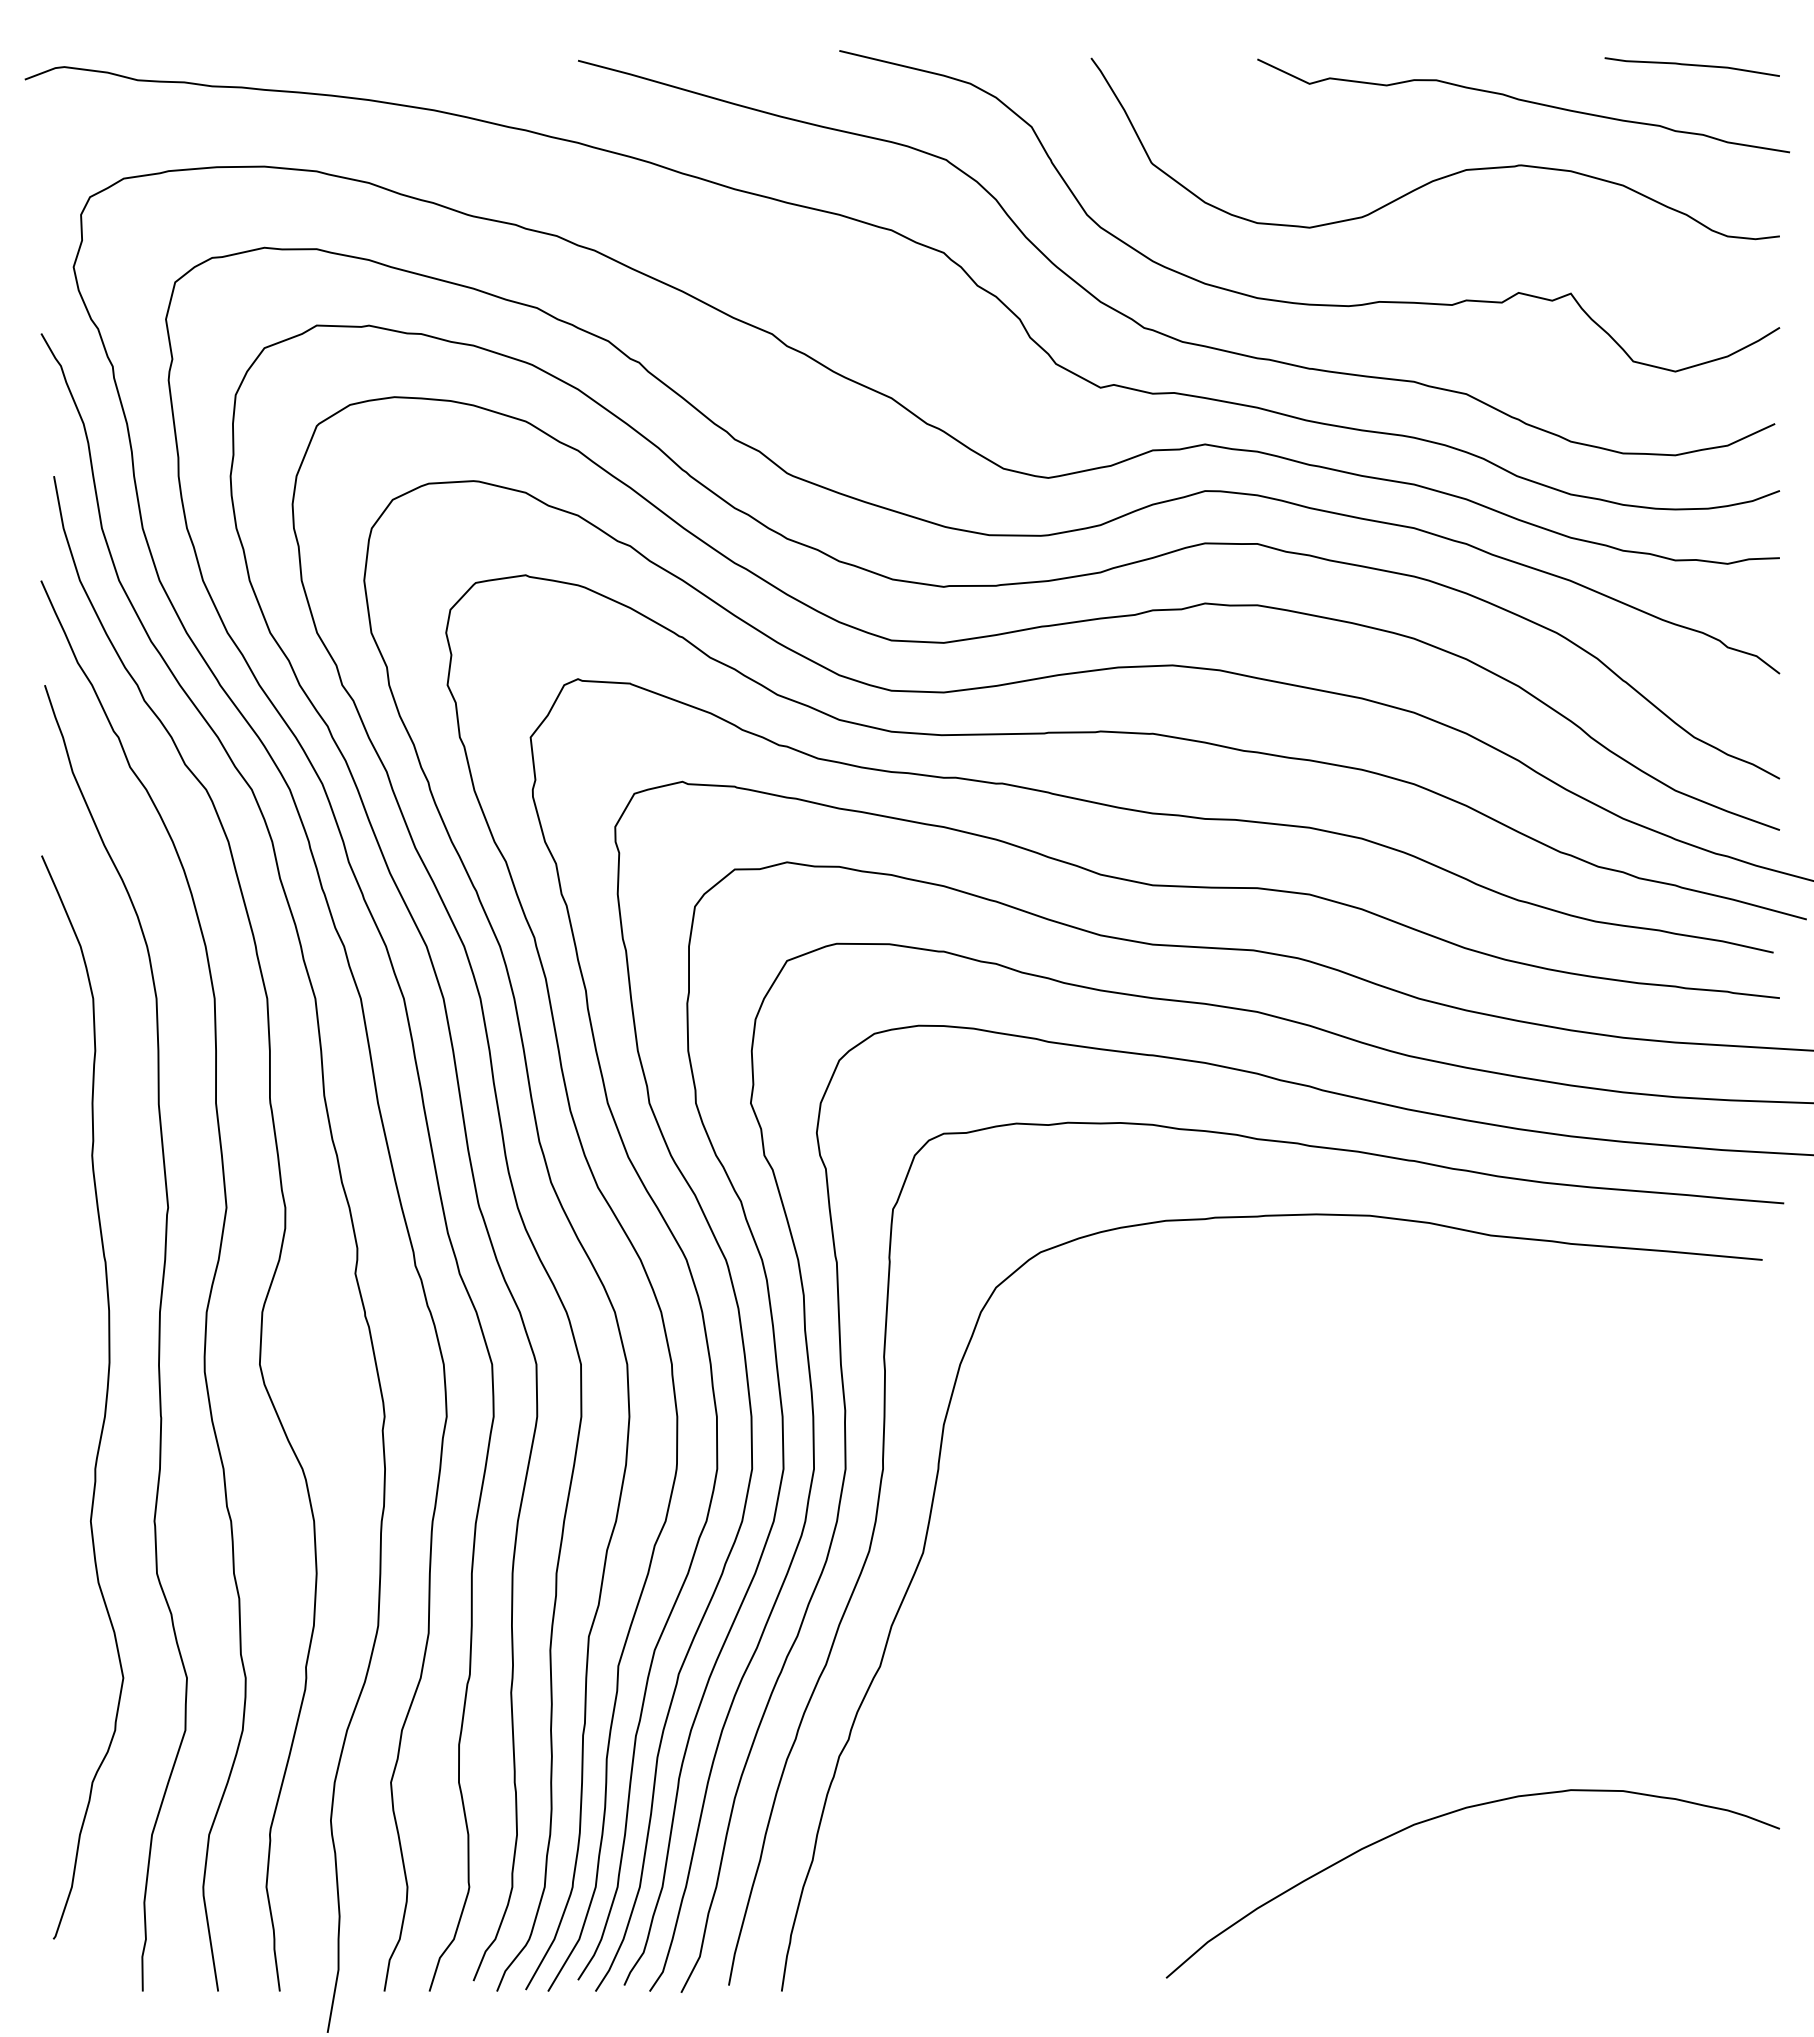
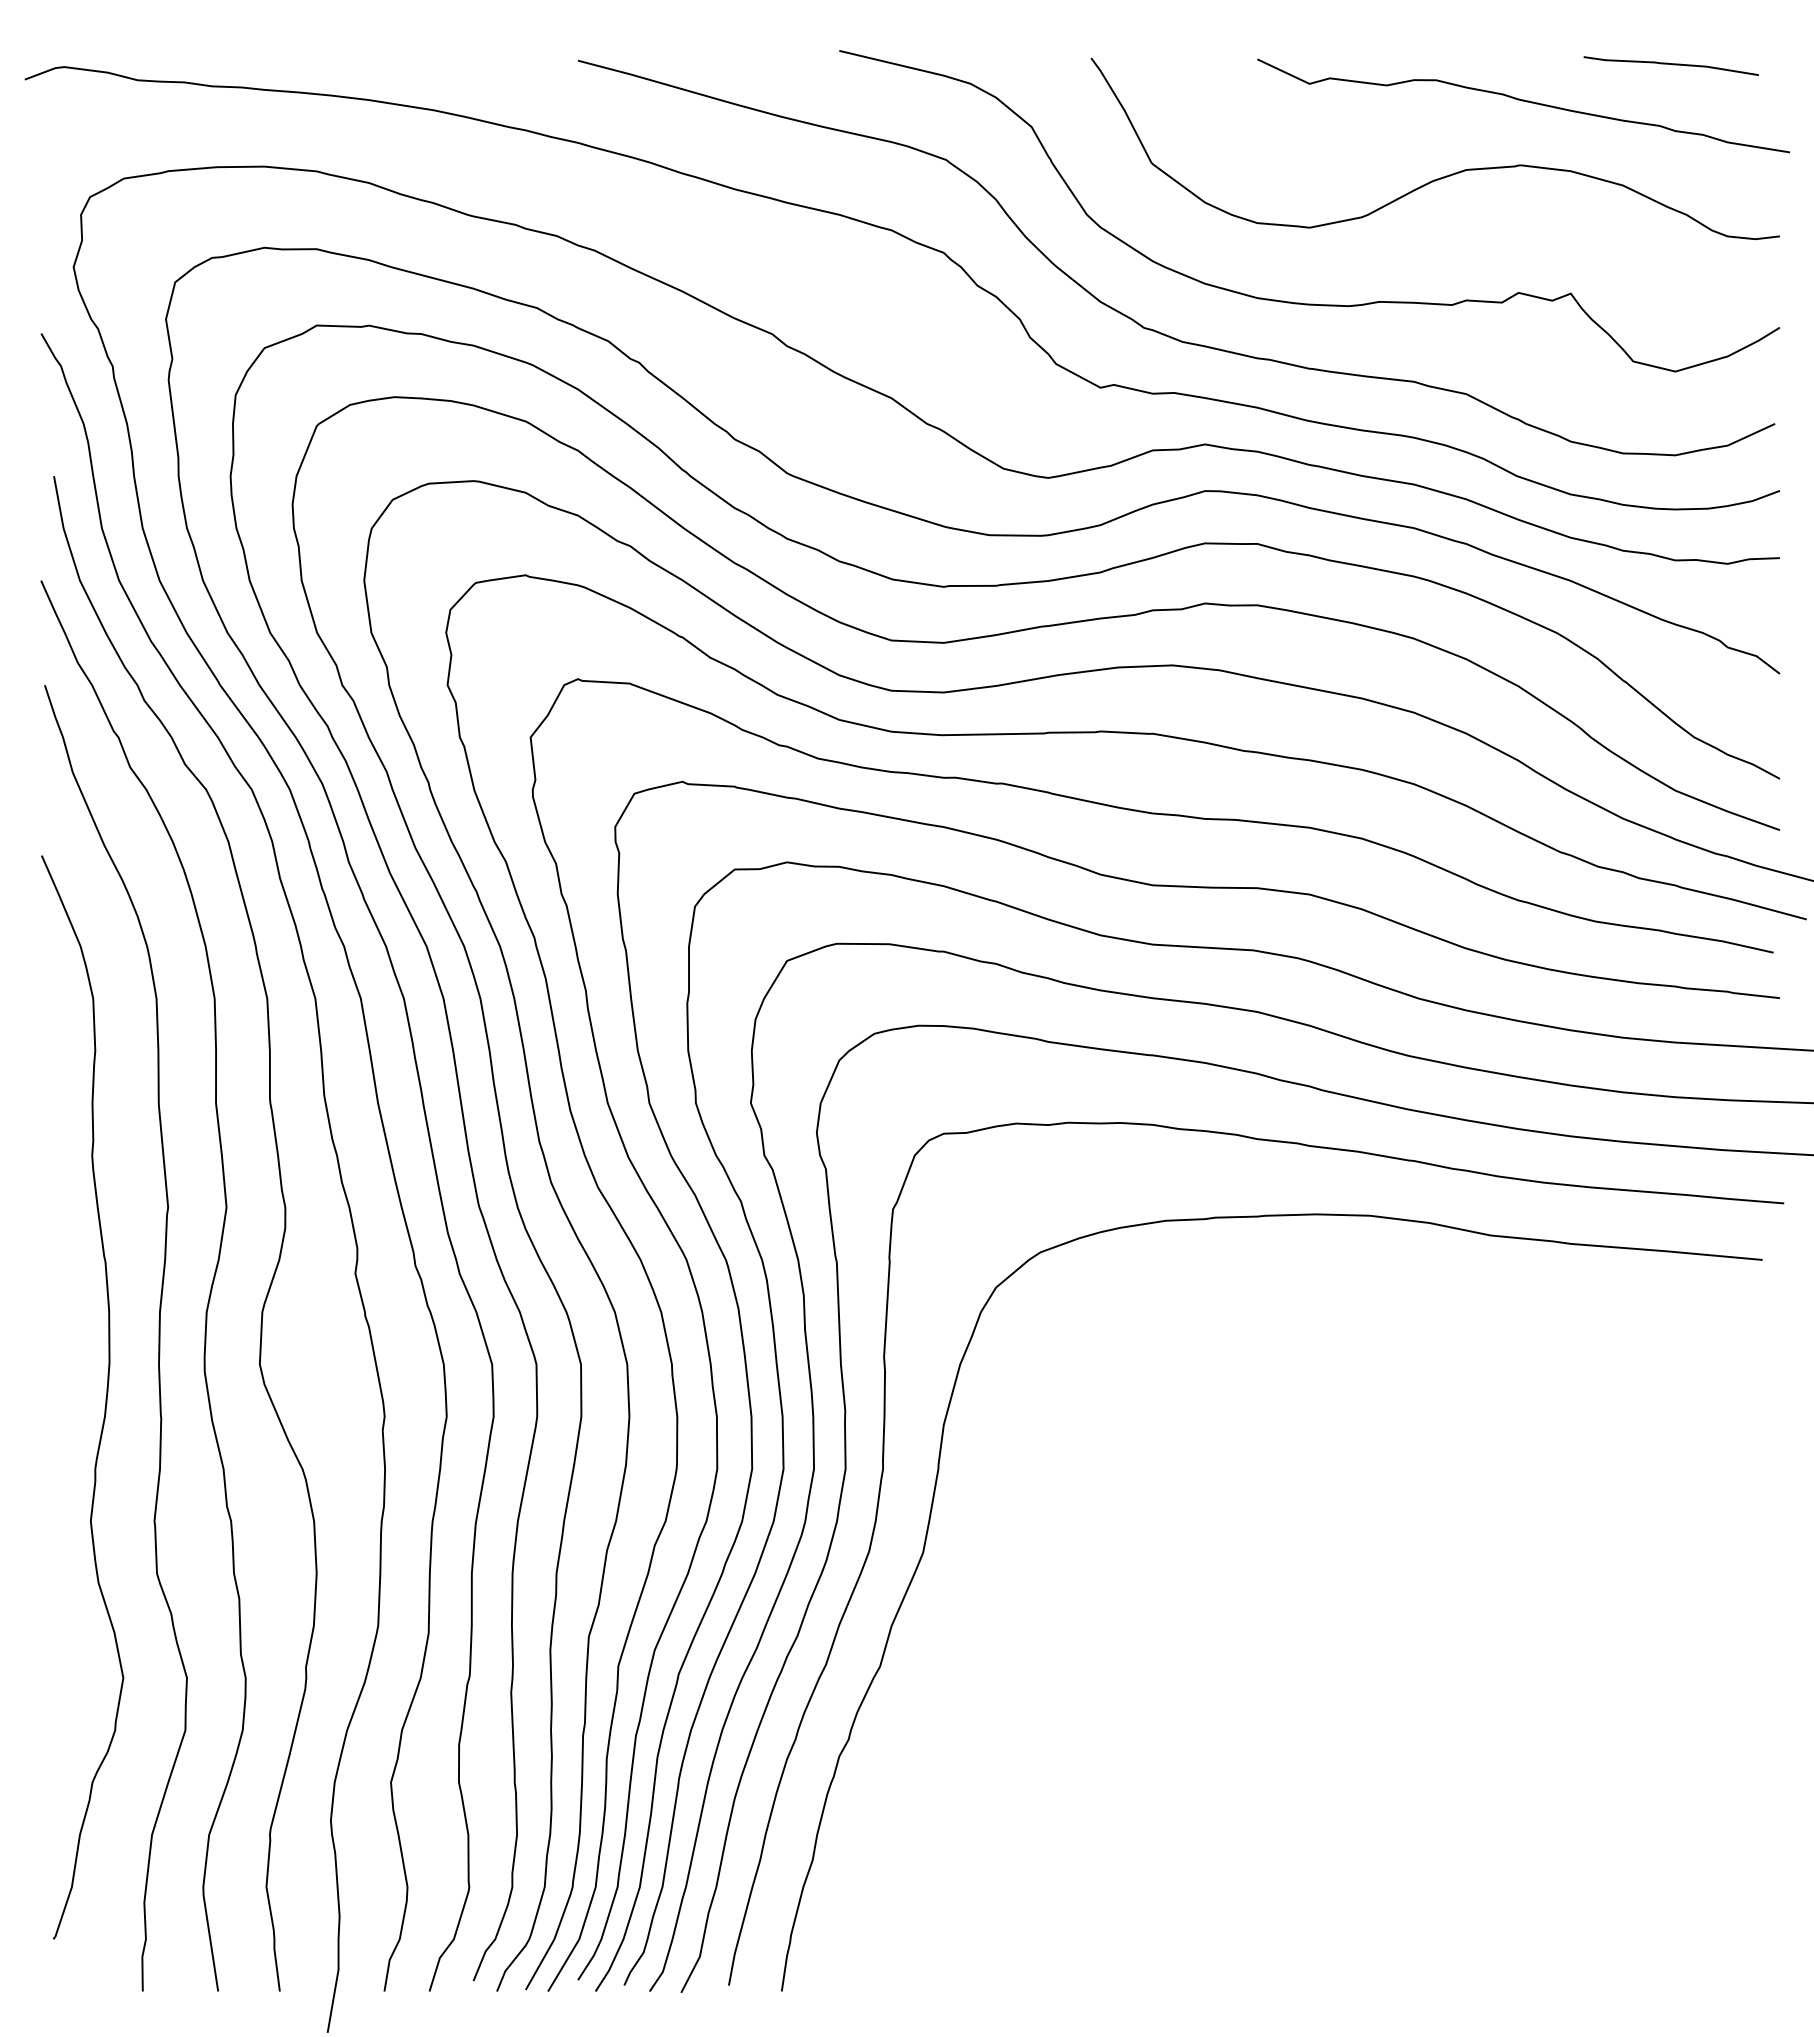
curve position: (1691, 65) -> (1670, 64) (1670, 64)
curve: present -> none (1449, 1814)
